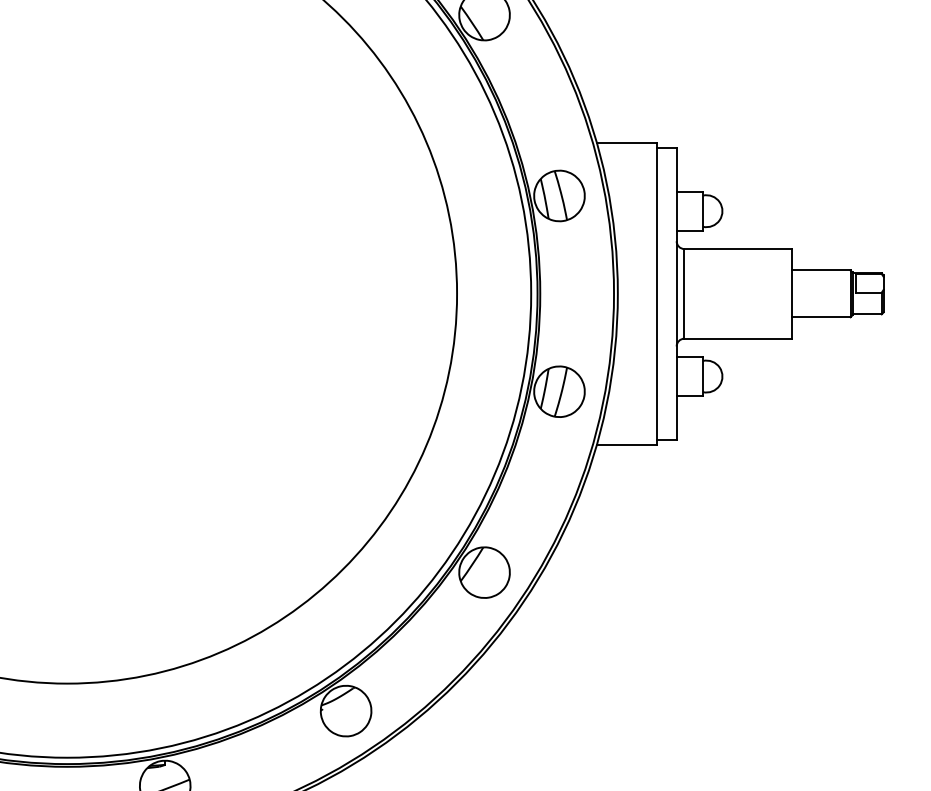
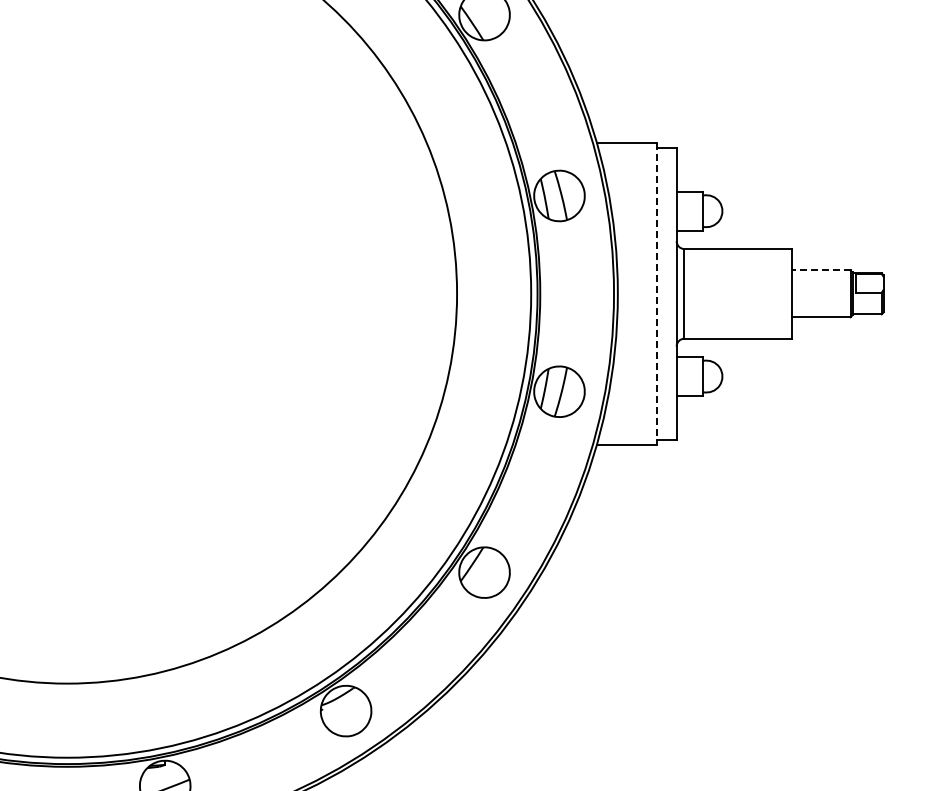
line: solid -> dashed (820, 270)
line: solid -> dashed (657, 294)
